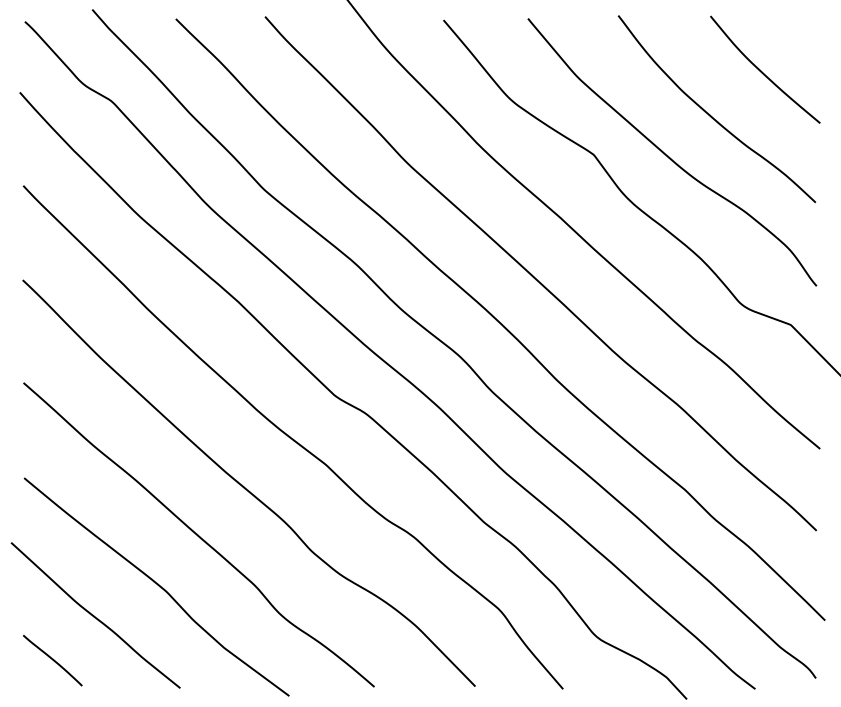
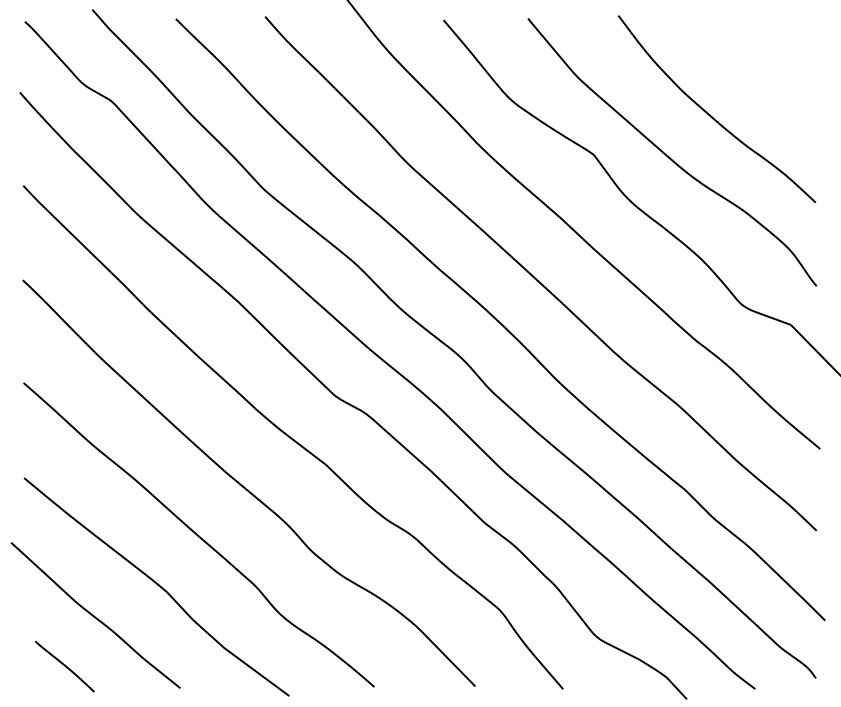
curve: present -> none (762, 71)
curve position: (52, 660) -> (64, 666) (64, 666)
